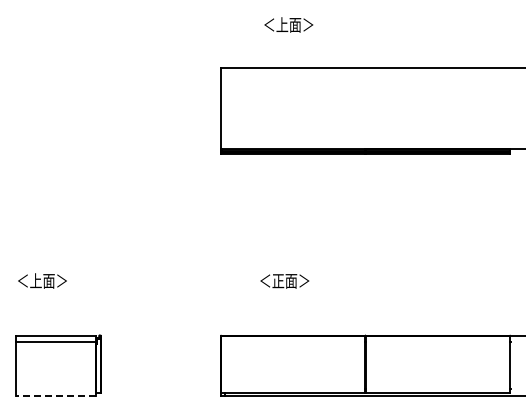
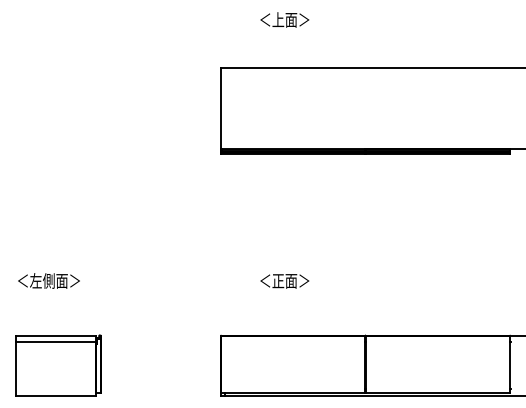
text position: (288, 24) -> (284, 19) (284, 19)
text: ＜上面＞ -> ＜左側面＞ (54, 280)
line: dashed -> solid (55, 395)
